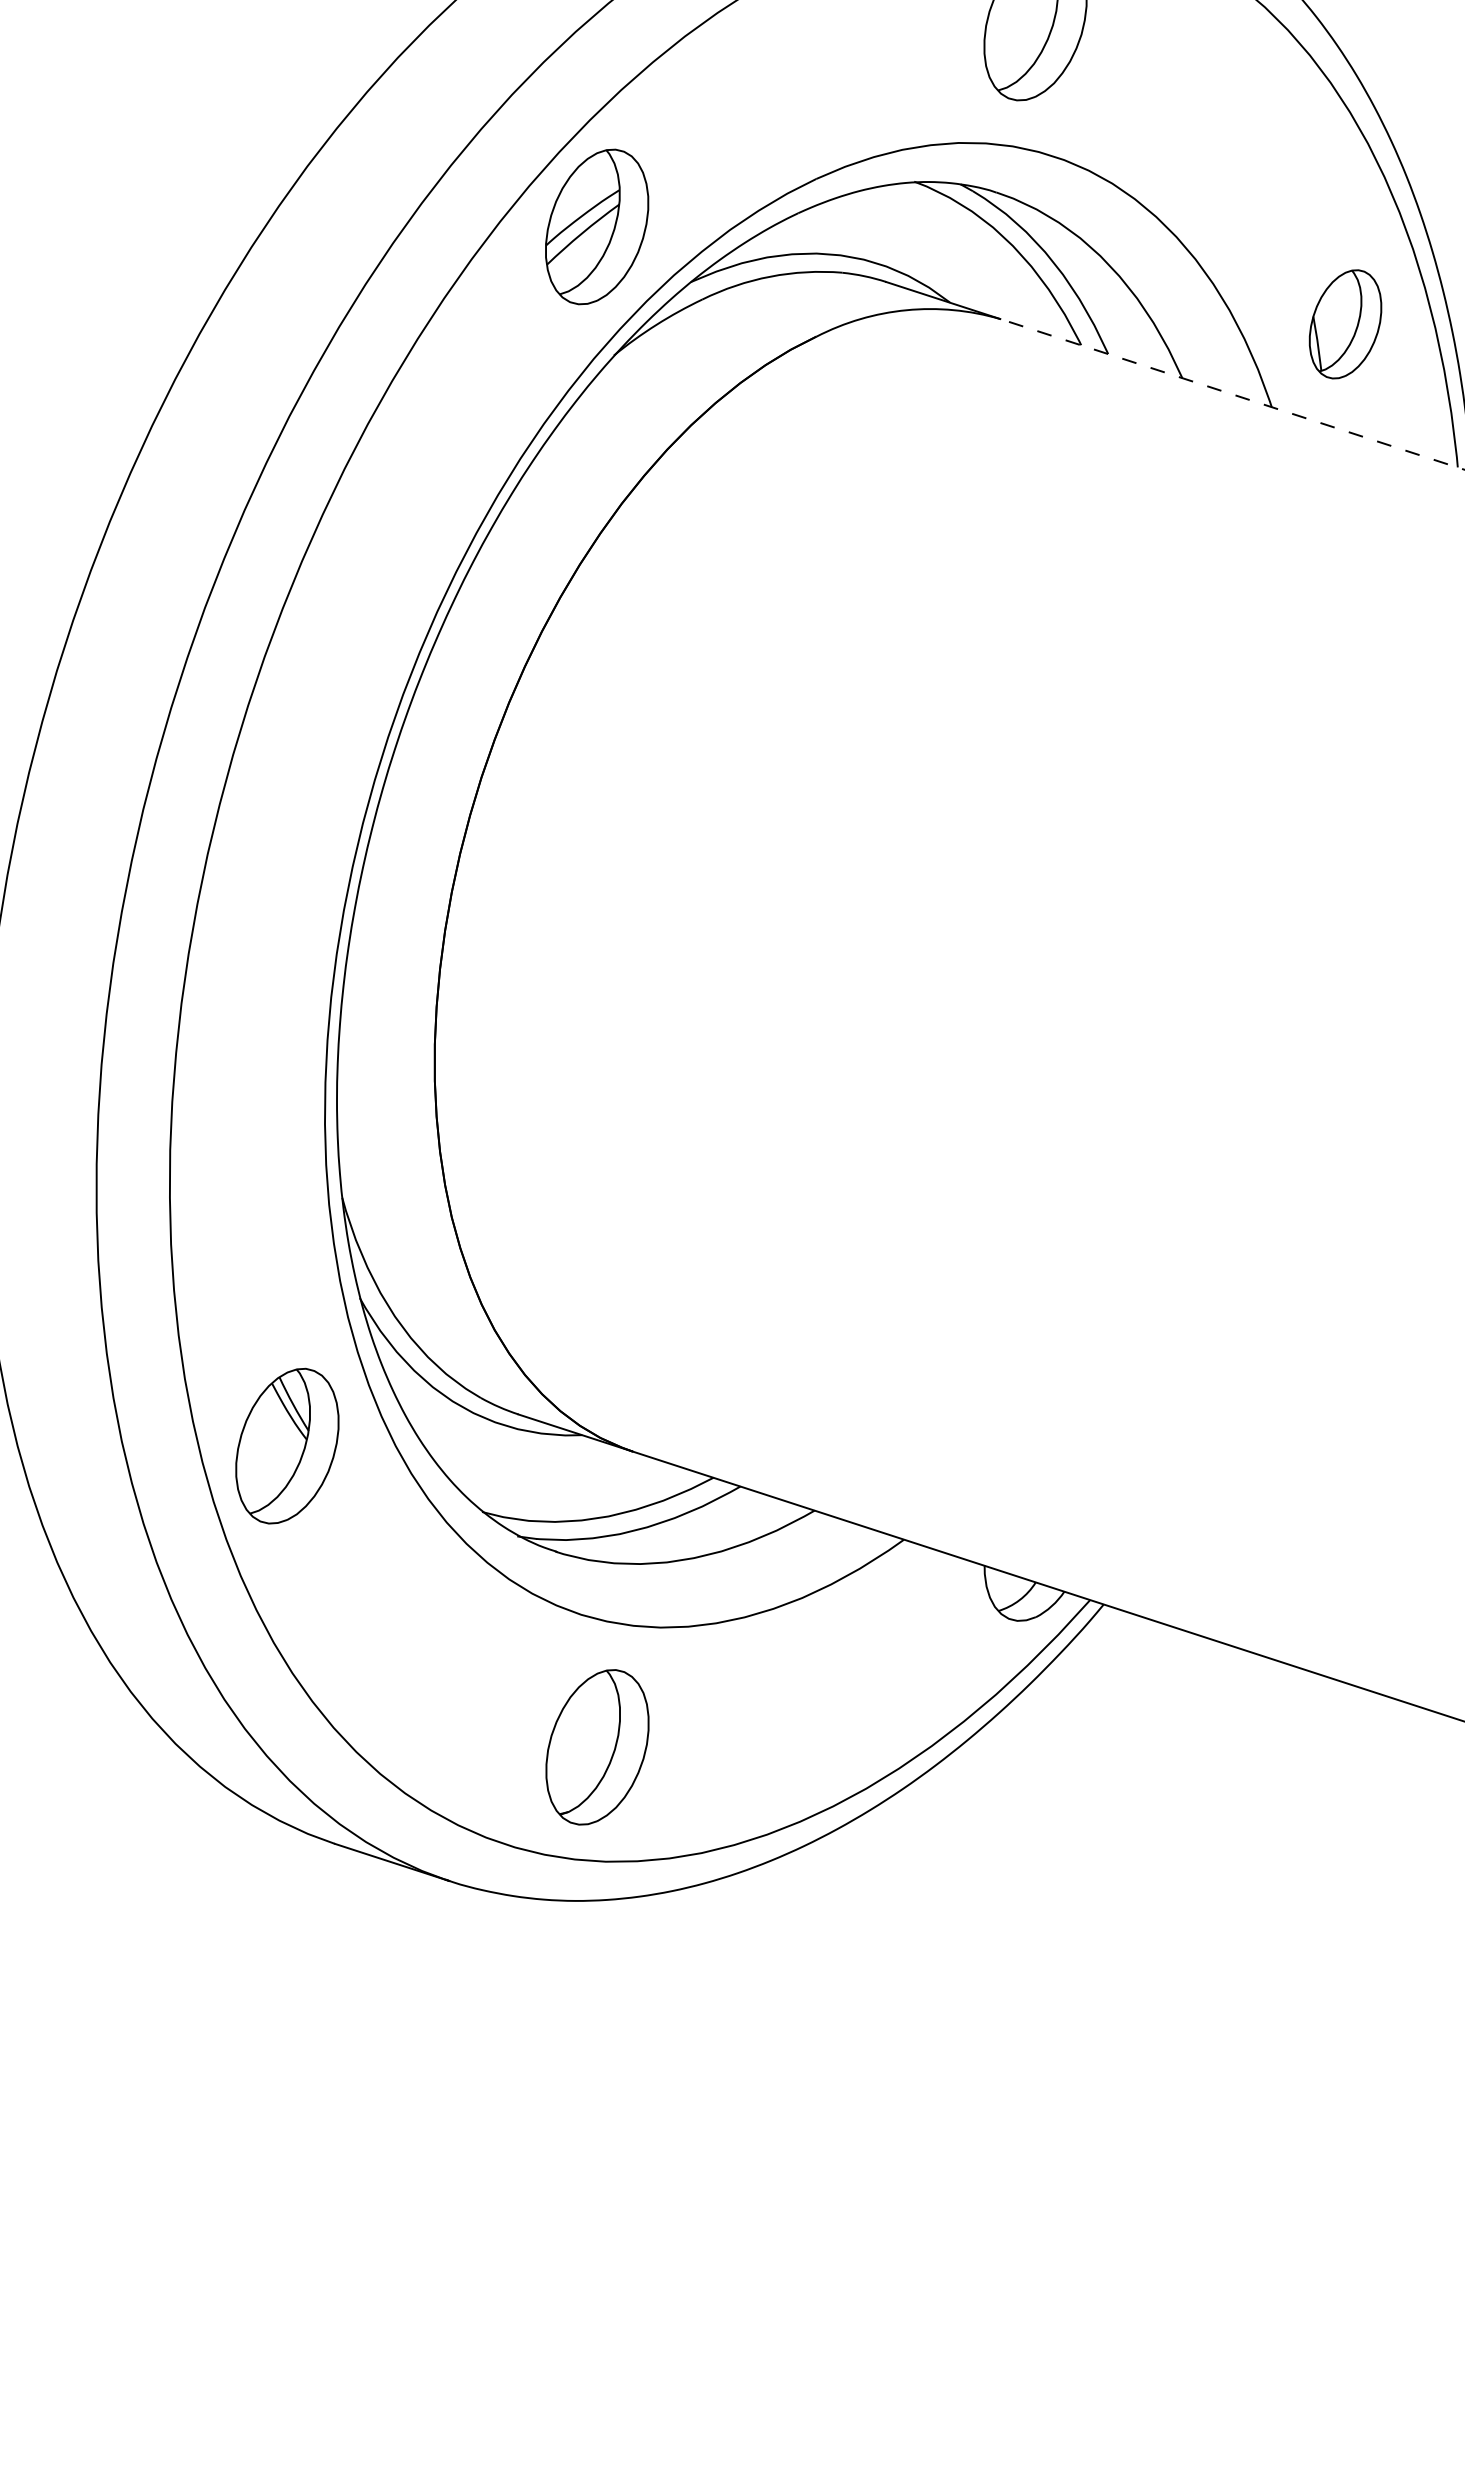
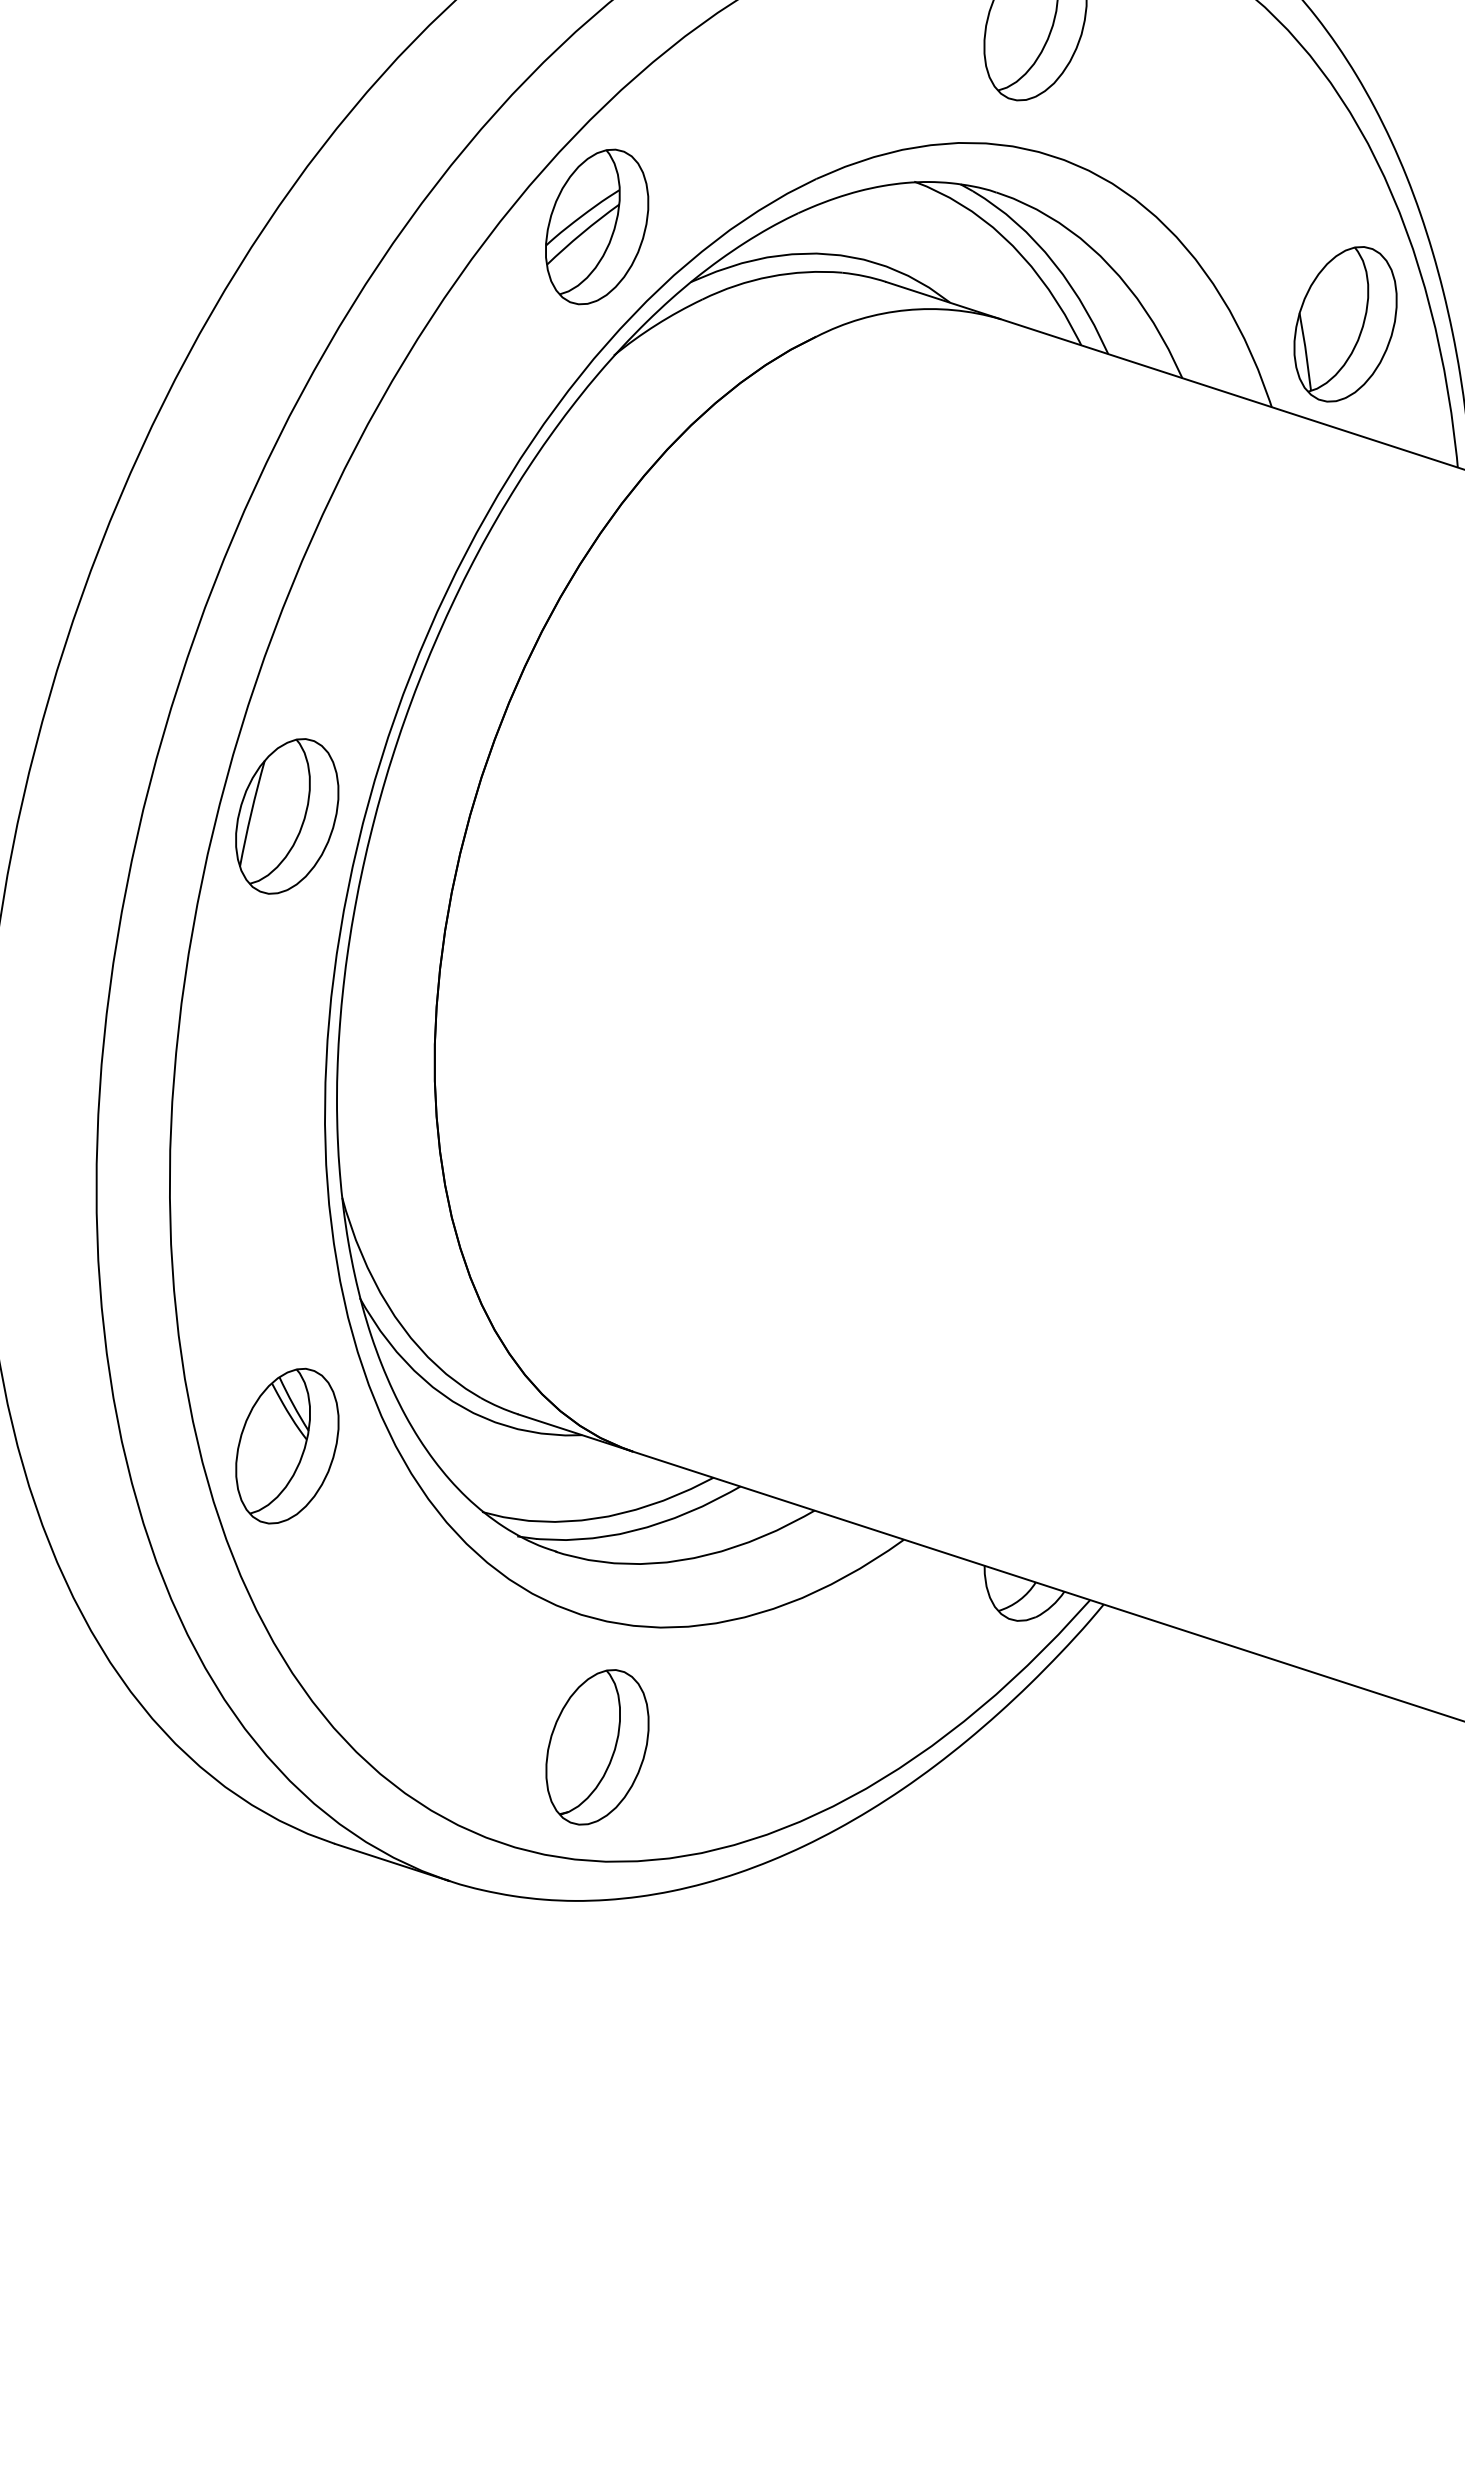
part size: 75x111 px -> 105x157 px (1345, 324)
line: dashed -> solid (1232, 394)
part: none -> present (287, 816)
